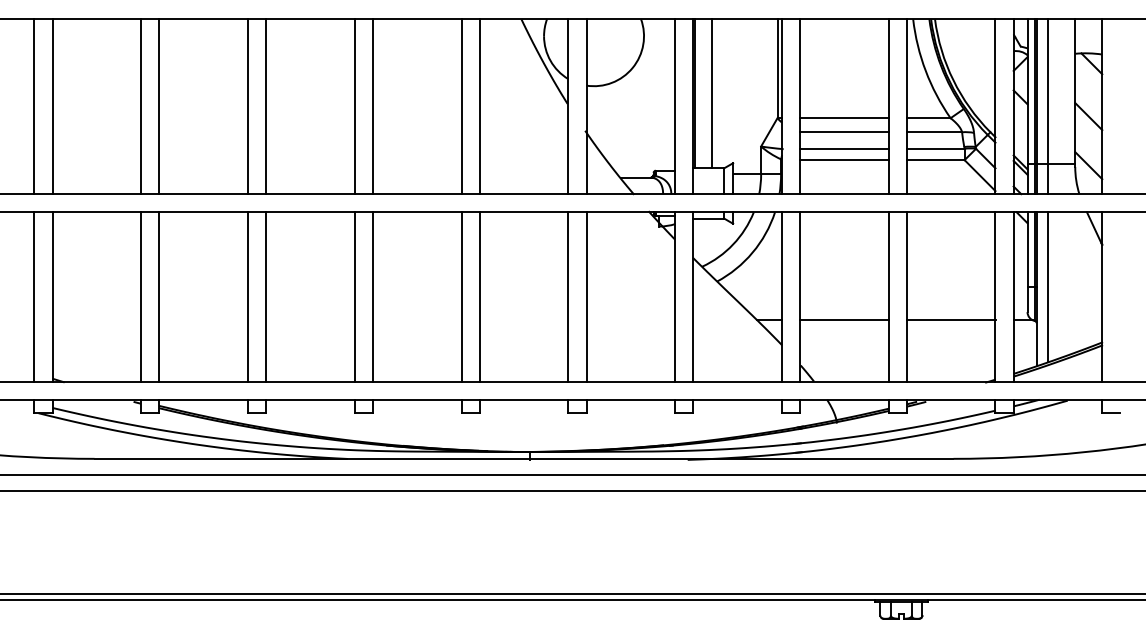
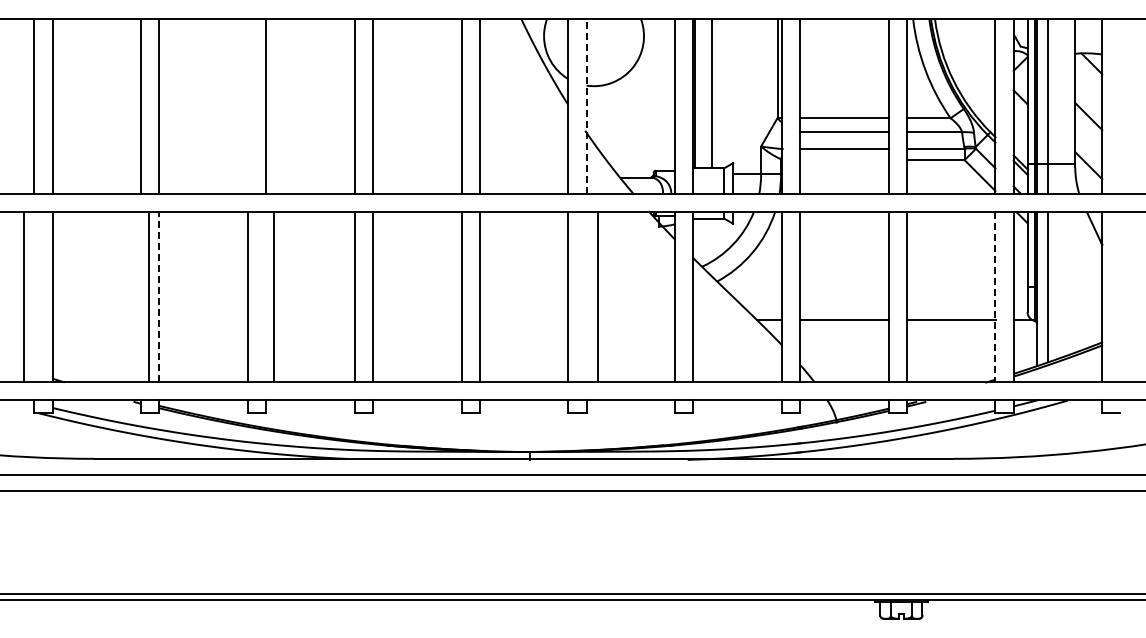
line: present -> none (247, 106)
line: solid -> dashed (586, 106)
line: present -> none (844, 160)
line position: (34, 296) -> (24, 296) (24, 296)
line position: (141, 296) -> (149, 296) (149, 296)
line: solid -> dashed (159, 296)
line position: (266, 296) -> (274, 296) (274, 296)
line position: (586, 296) -> (597, 296) (597, 296)
line: solid -> dashed (995, 296)
